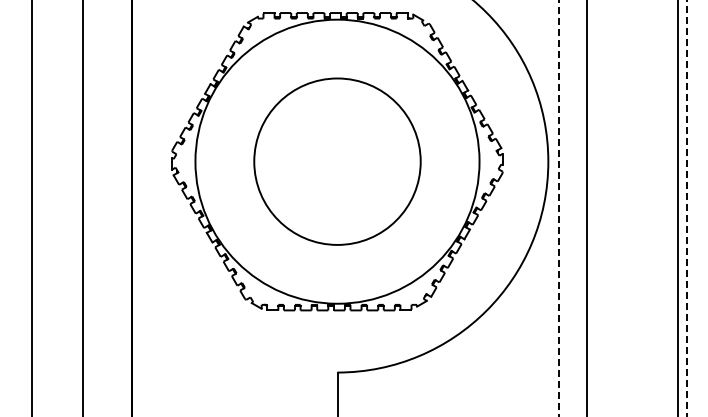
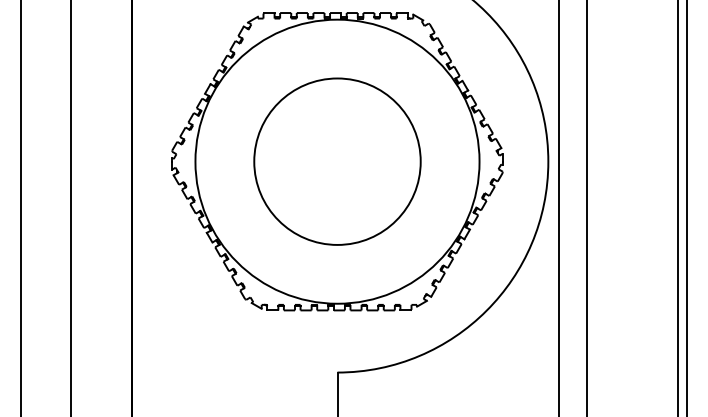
line position: (32, 207) -> (21, 207) (21, 207)
line position: (83, 207) -> (71, 207) (71, 207)
line: dashed -> solid (559, 208)
line: dashed -> solid (686, 208)
